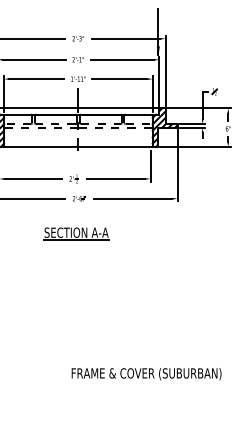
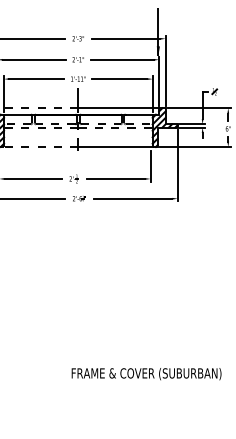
line: solid -> dashed (39, 108)
line: solid -> dashed (40, 146)
part: present -> none (76, 233)
